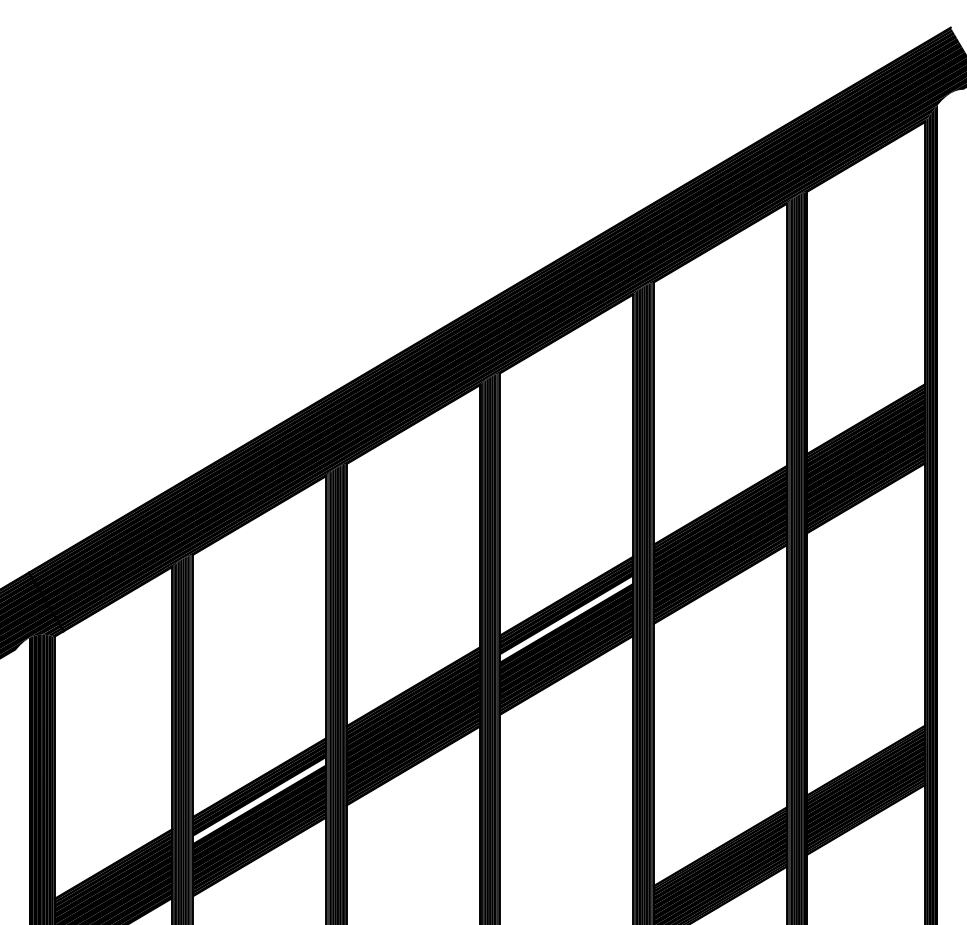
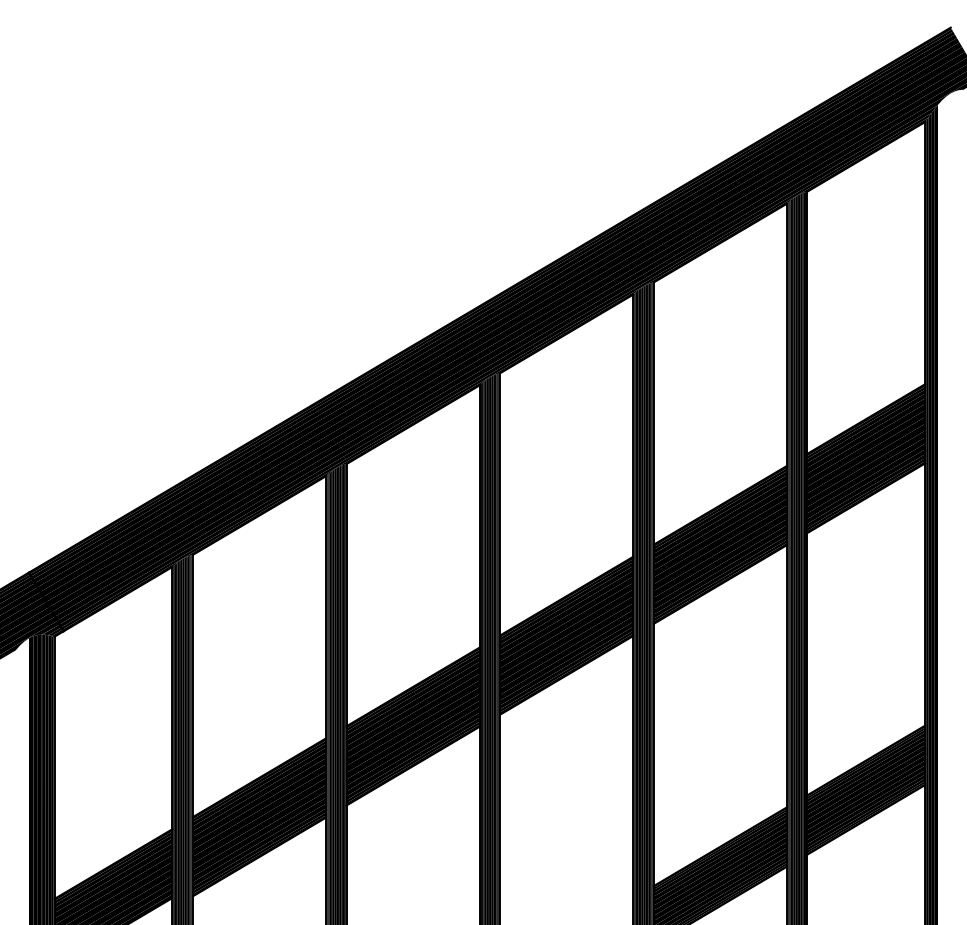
fill: none -> present (566, 618)
fill: none -> present (259, 800)
